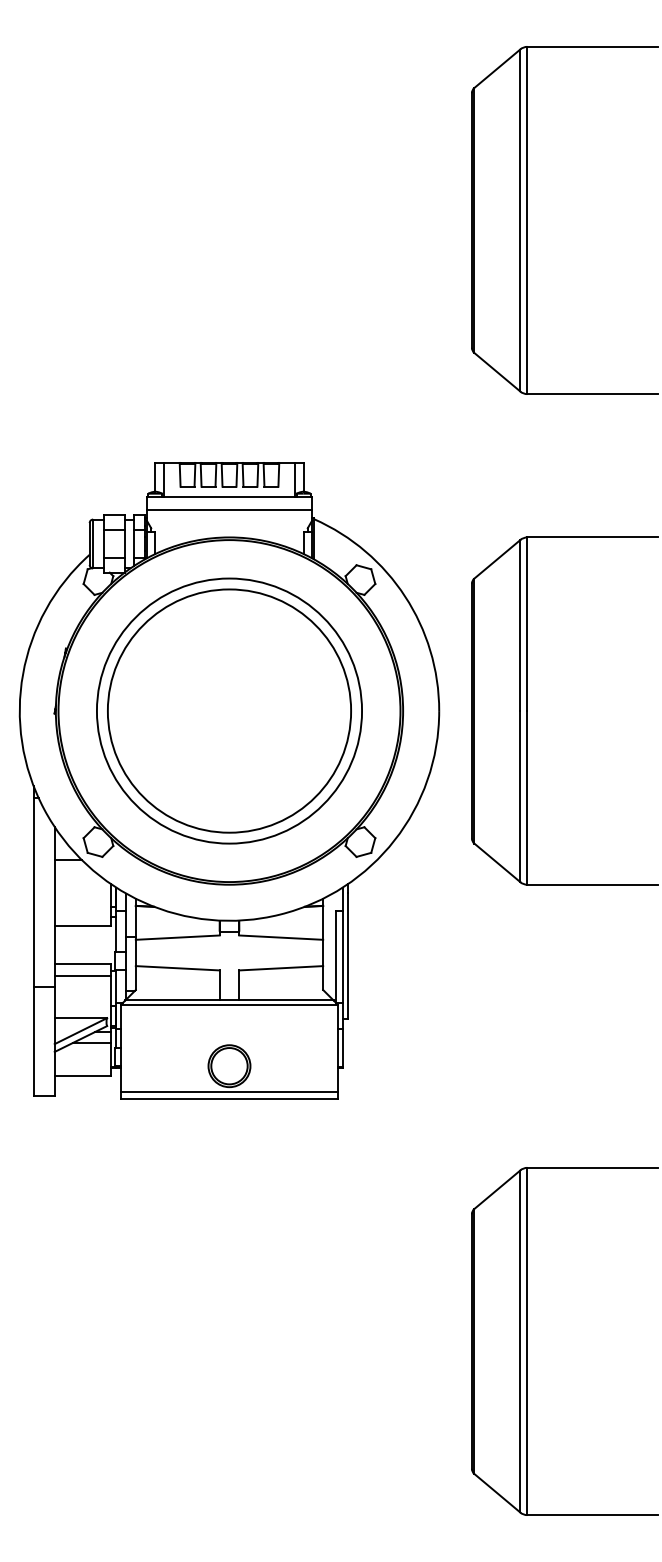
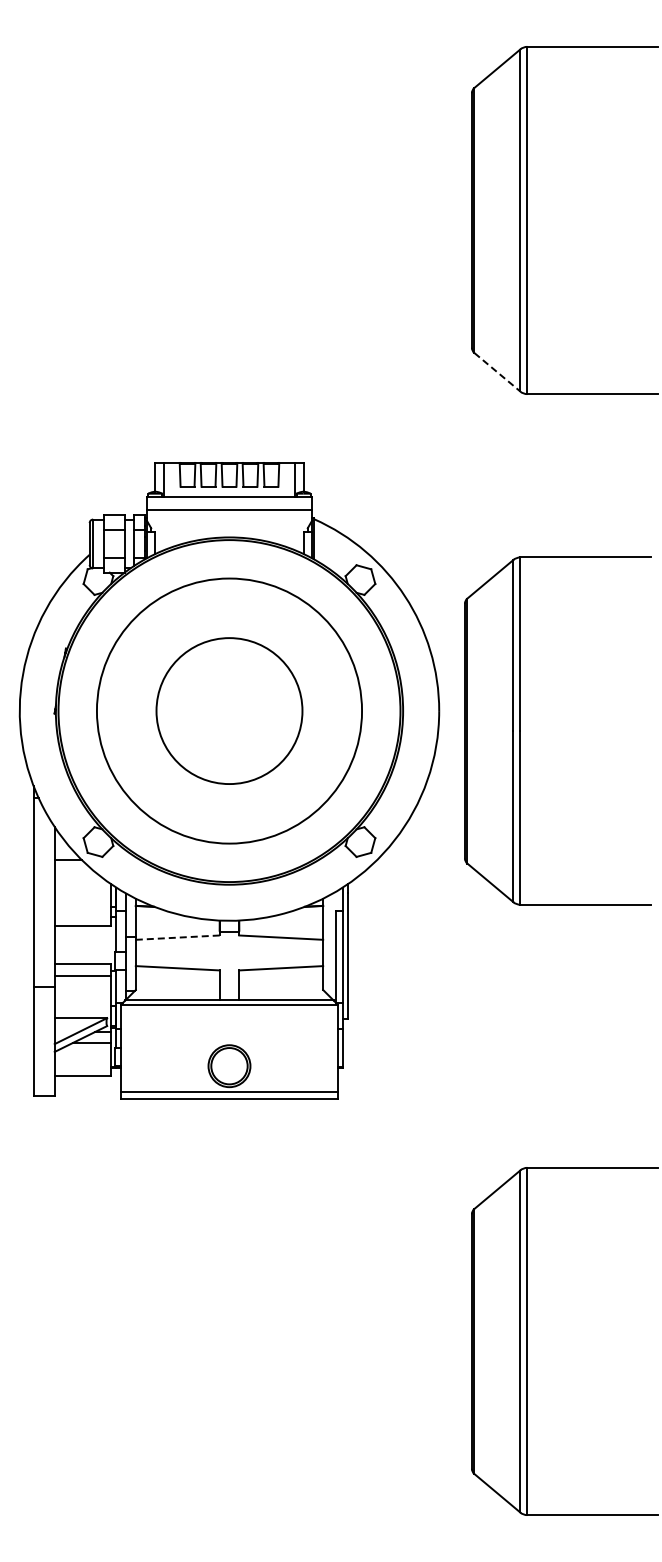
line: solid -> dashed (497, 372)
circle diameter: 243 px -> 146 px (229, 711)
part position: (527, 710) -> (520, 730) (520, 730)
line: solid -> dashed (177, 937)
